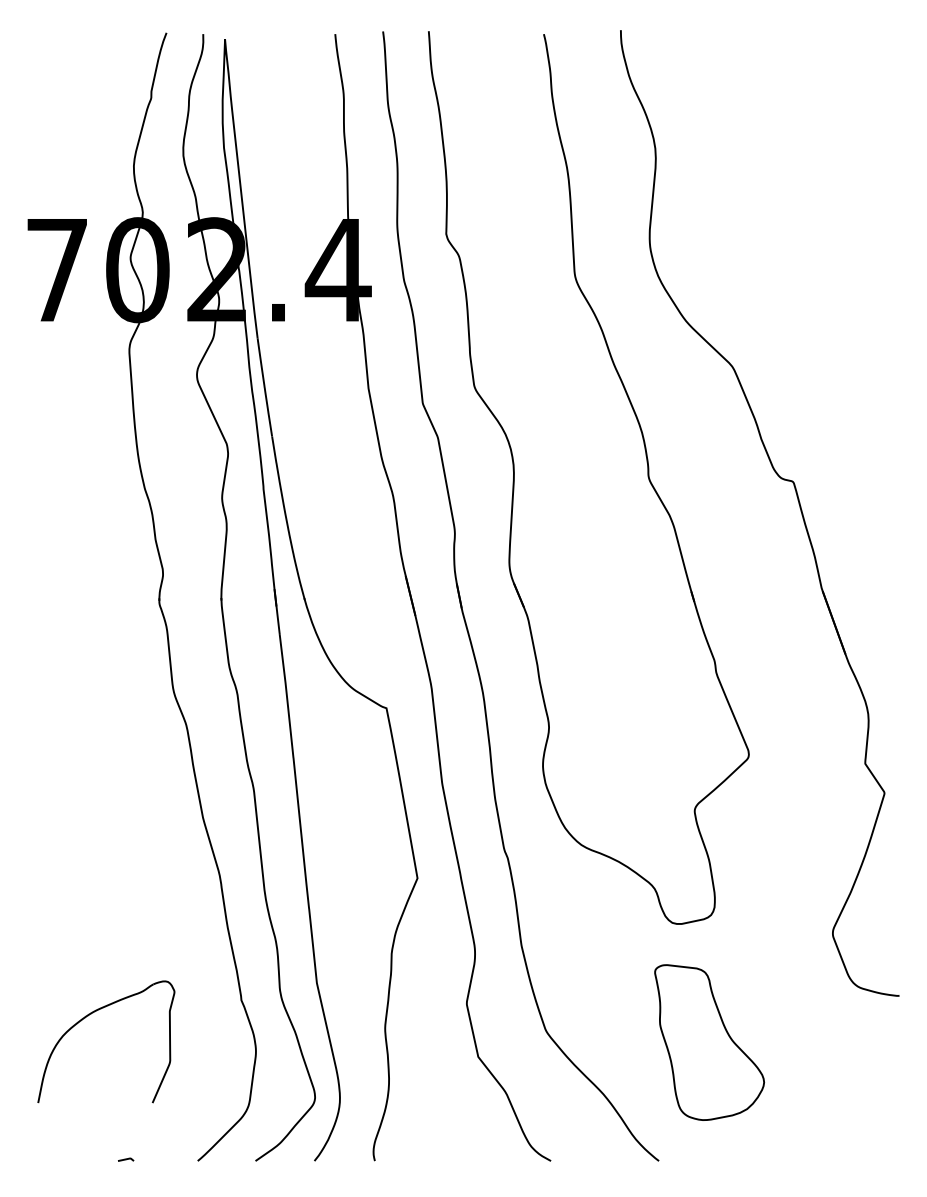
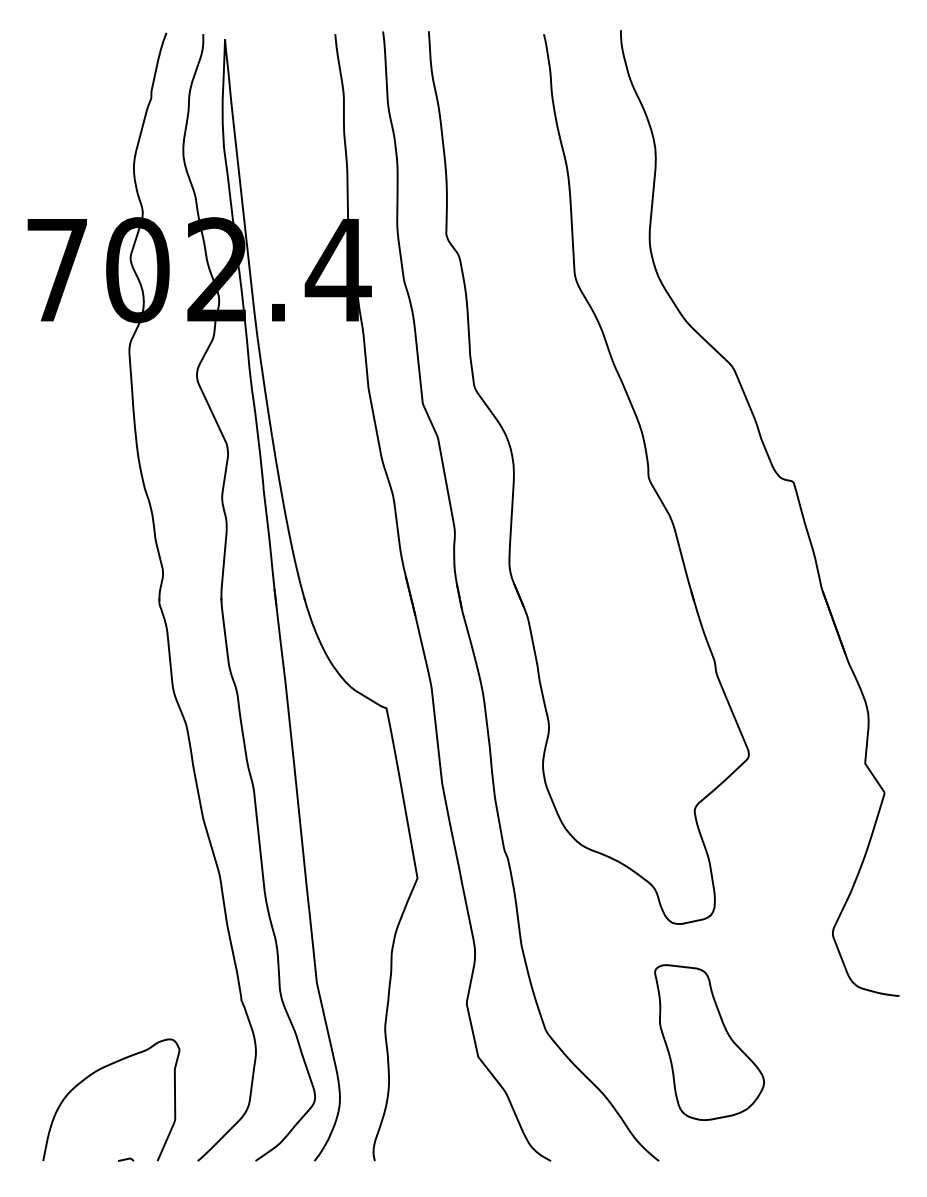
part position: (88, 1016) -> (93, 1074) (93, 1074)
